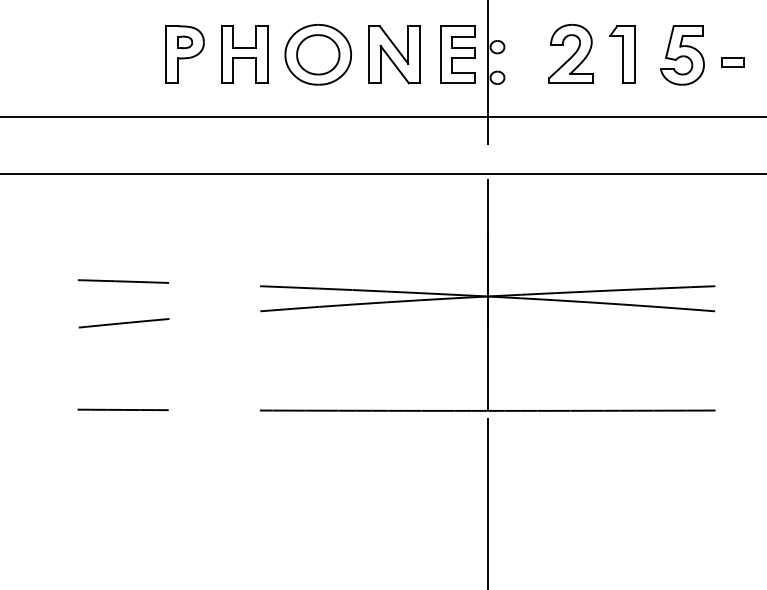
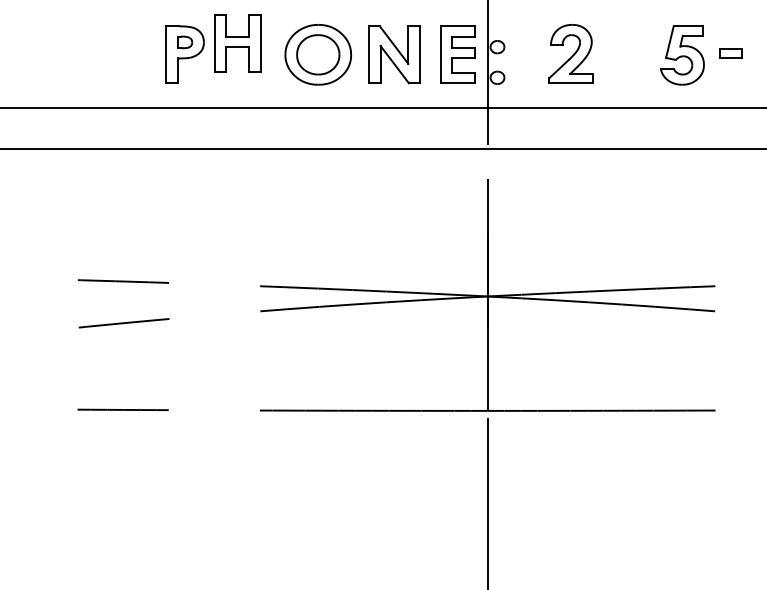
part position: (244, 54) -> (237, 43) (237, 43)
part: present -> none (622, 54)
part position: (732, 62) -> (730, 53) (730, 53)
line position: (382, 117) -> (382, 108) (382, 108)
line position: (382, 174) -> (382, 149) (382, 149)
